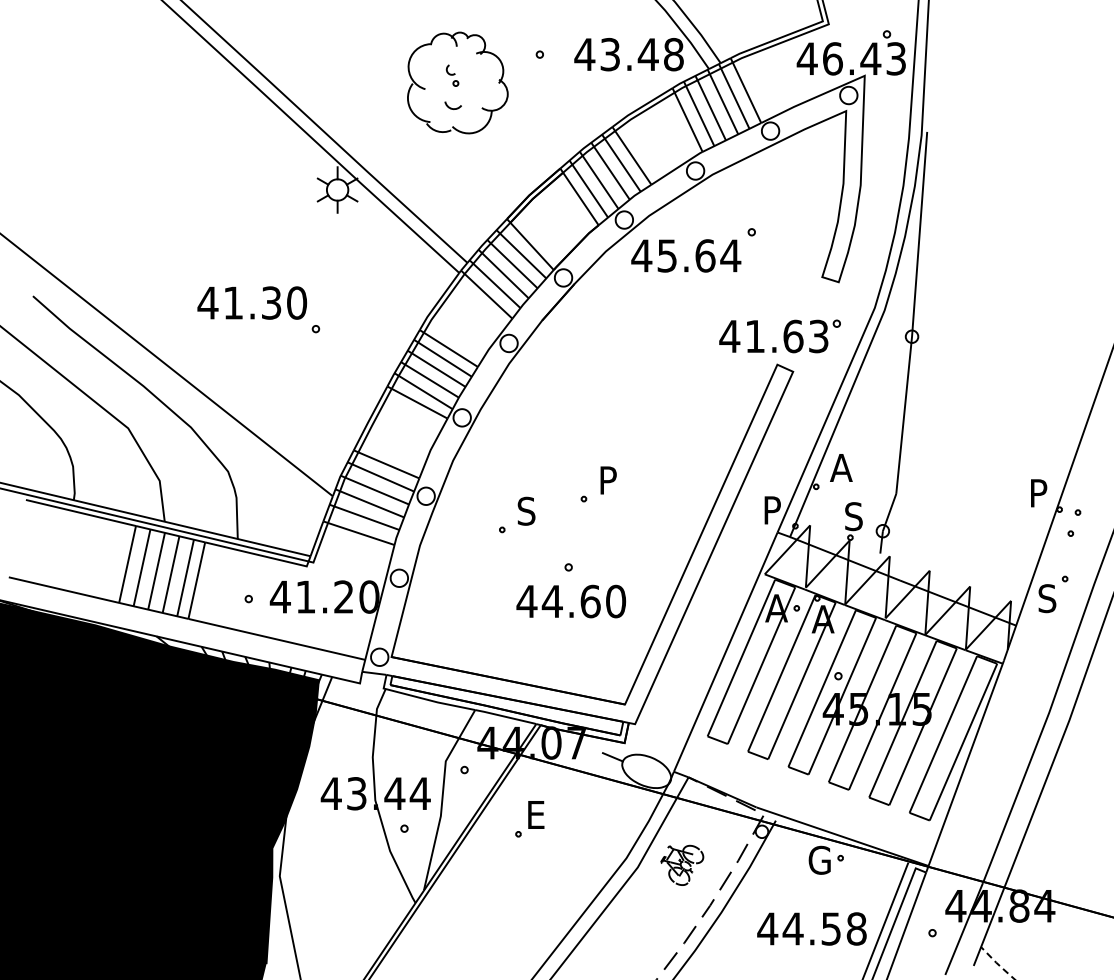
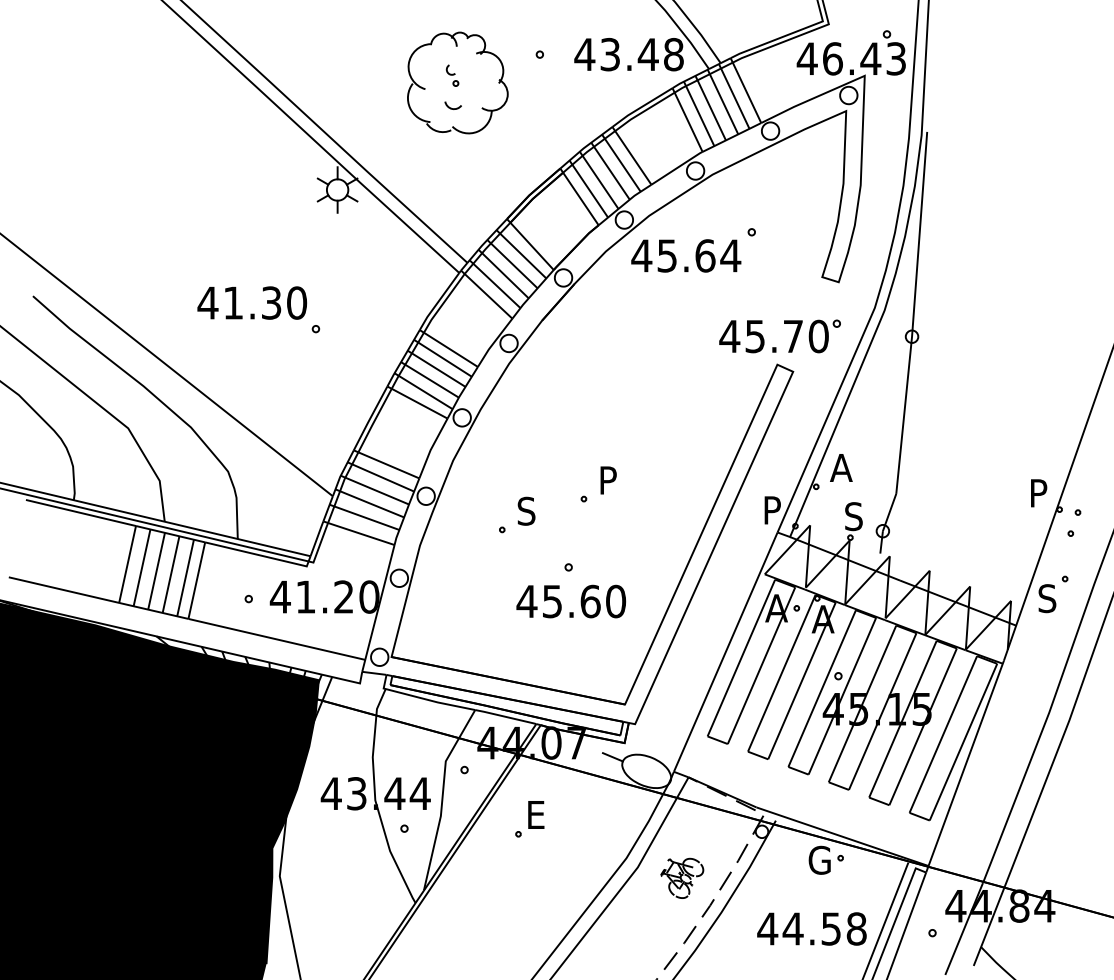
text: 41.63 -> 45.70 (786, 336)
text: 44.60 -> 45.60 (551, 601)
part position: (682, 864) -> (682, 877) (682, 877)
line: dashed -> solid (997, 963)
